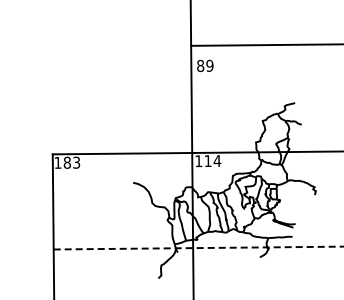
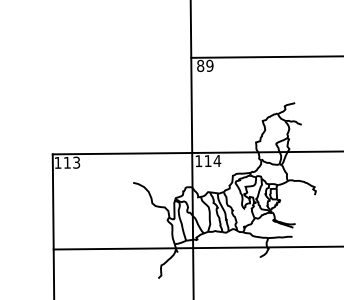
line position: (265, 44) -> (265, 56) (265, 56)
text: 183 -> 113 (66, 162)
line: dashed -> solid (198, 248)
